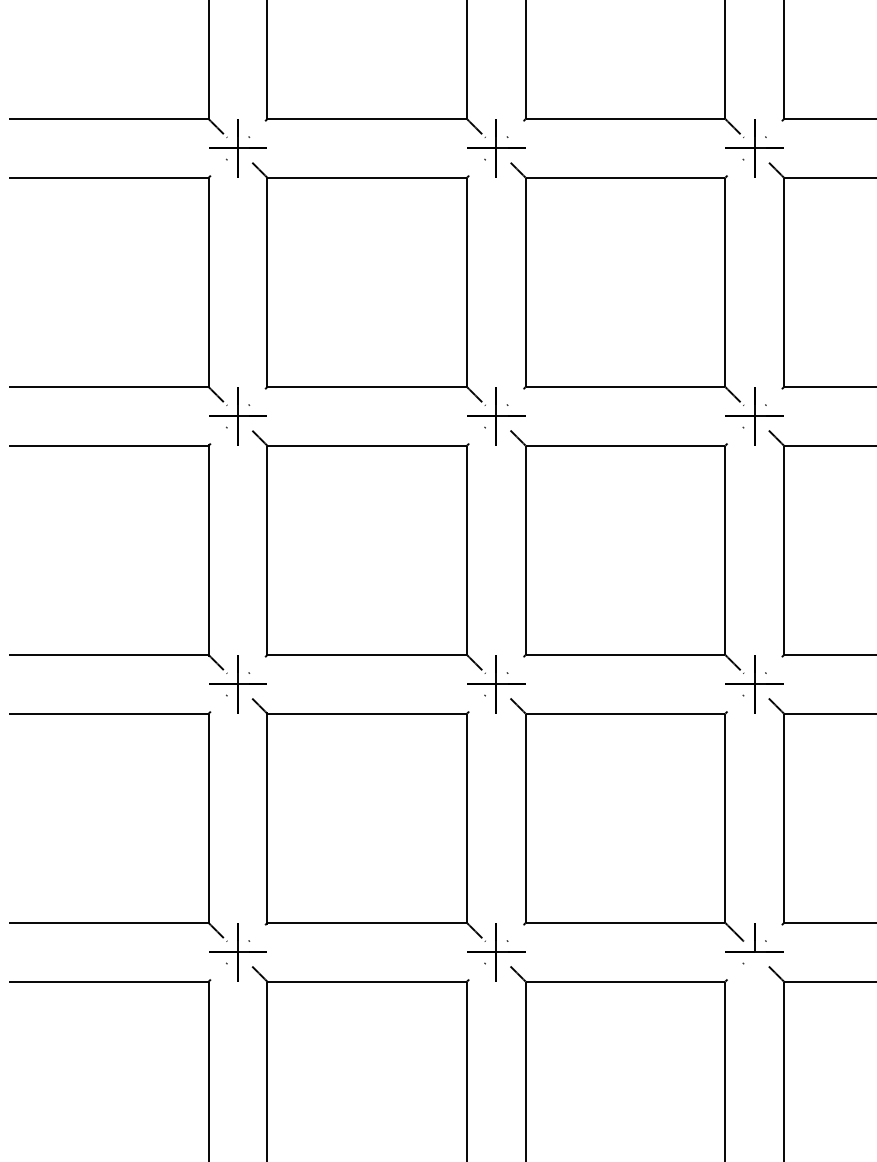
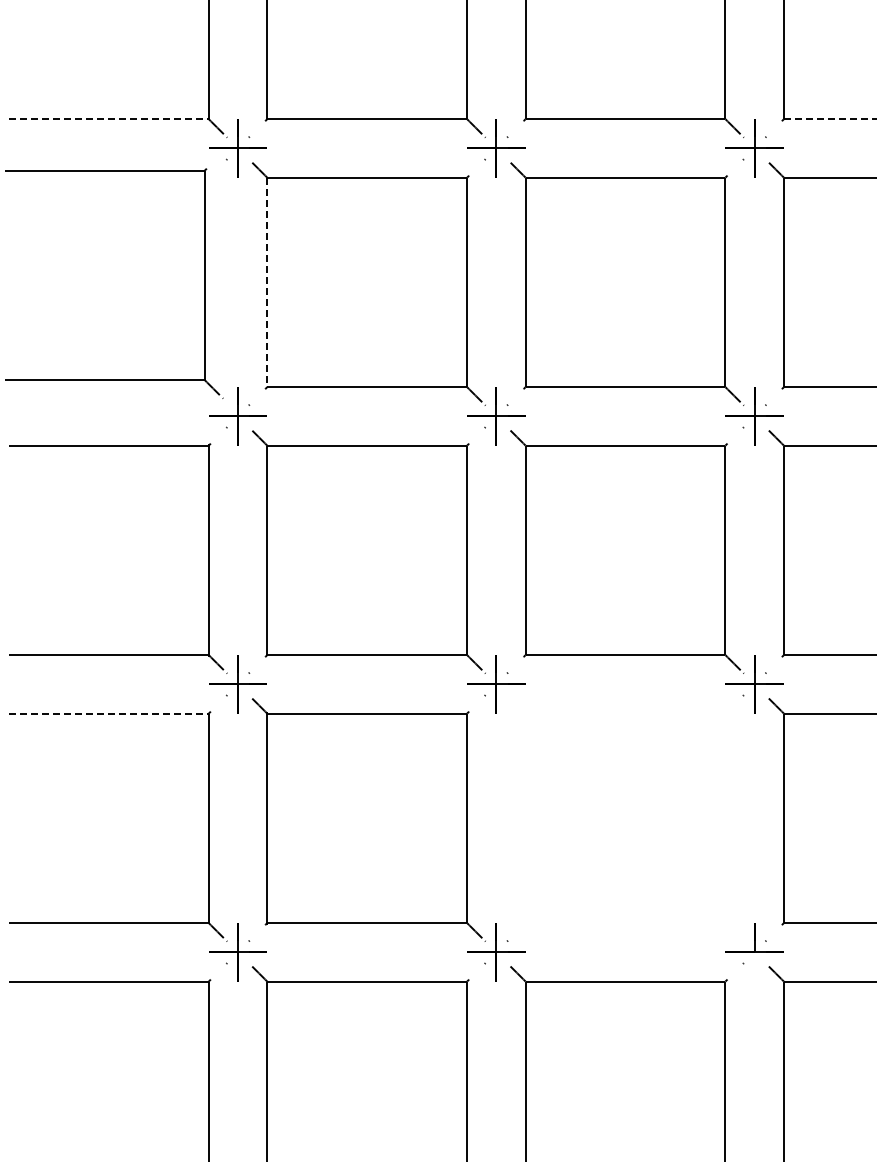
line: solid -> dashed (108, 119)
line: solid -> dashed (830, 119)
line: solid -> dashed (267, 282)
part position: (208, 290) -> (204, 283) (204, 283)
line: solid -> dashed (108, 713)
part: present -> none (627, 819)
